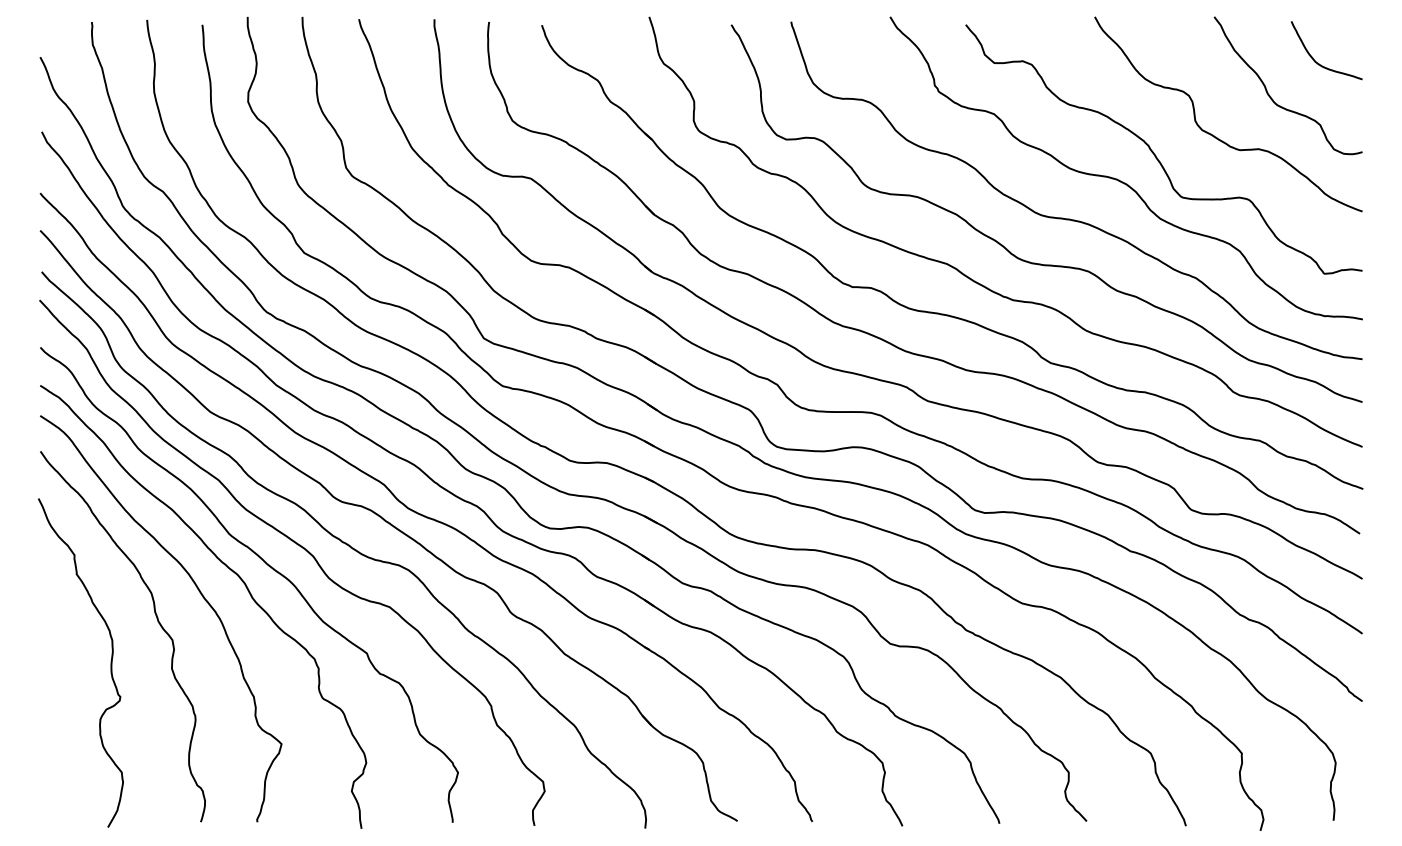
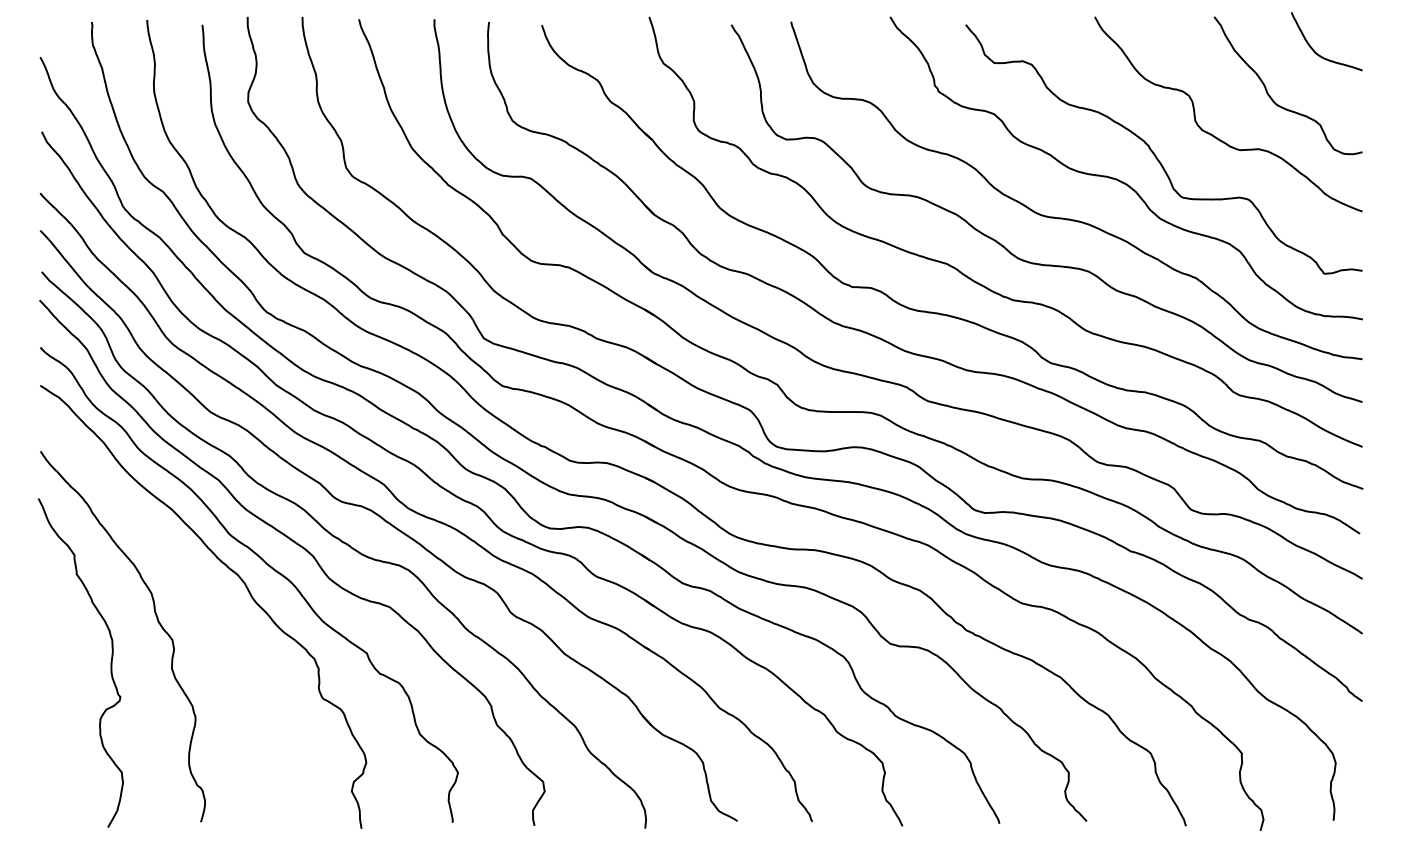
curve position: (1313, 57) -> (1313, 48) (1313, 48)
curve: present -> none (200, 594)
